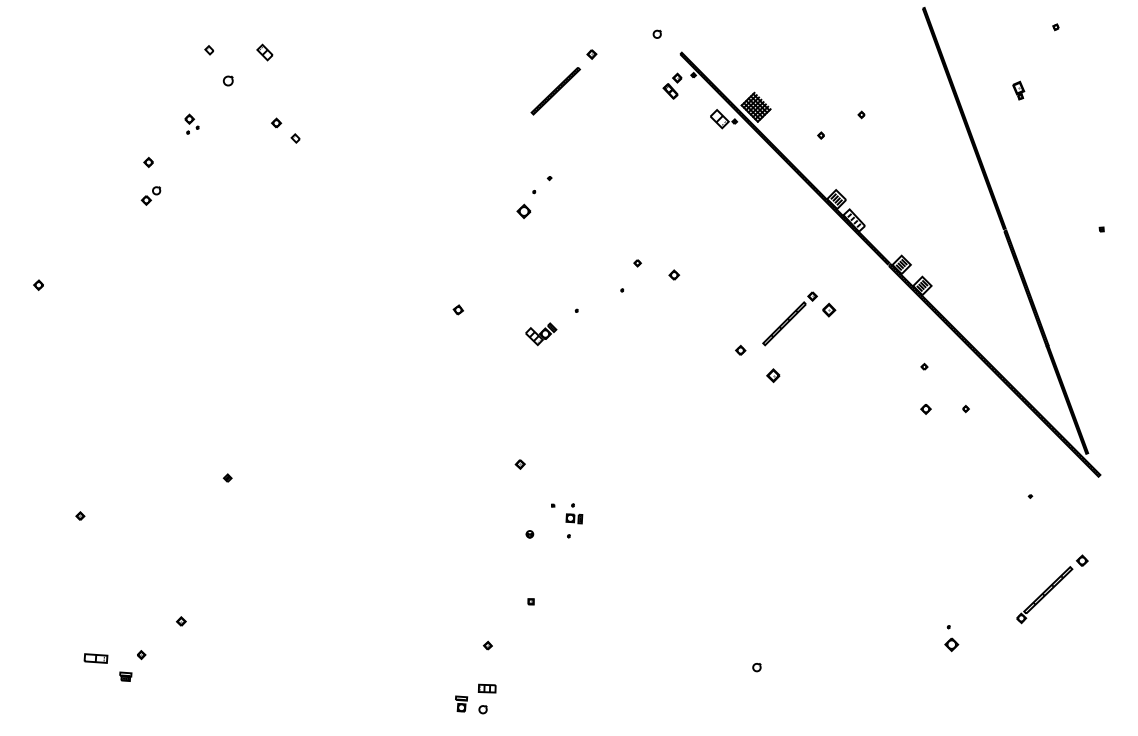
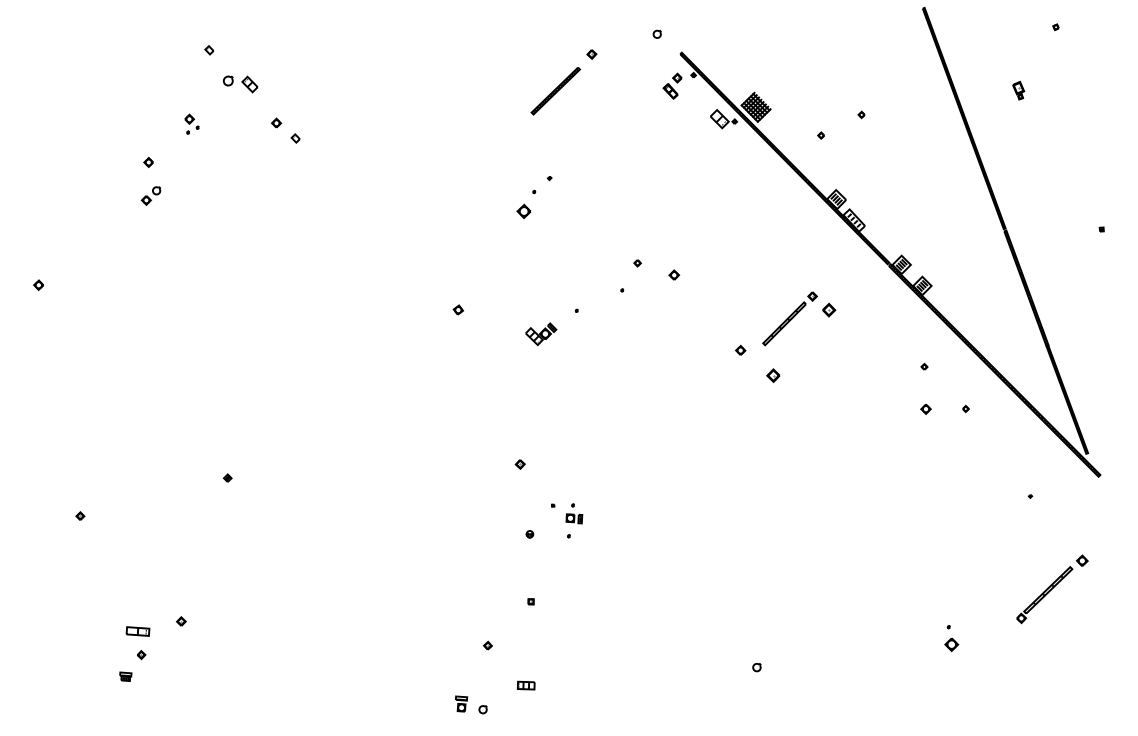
part position: (264, 52) -> (249, 84) (249, 84)
part position: (95, 658) -> (137, 631) (137, 631)
part position: (486, 688) -> (525, 685) (525, 685)
